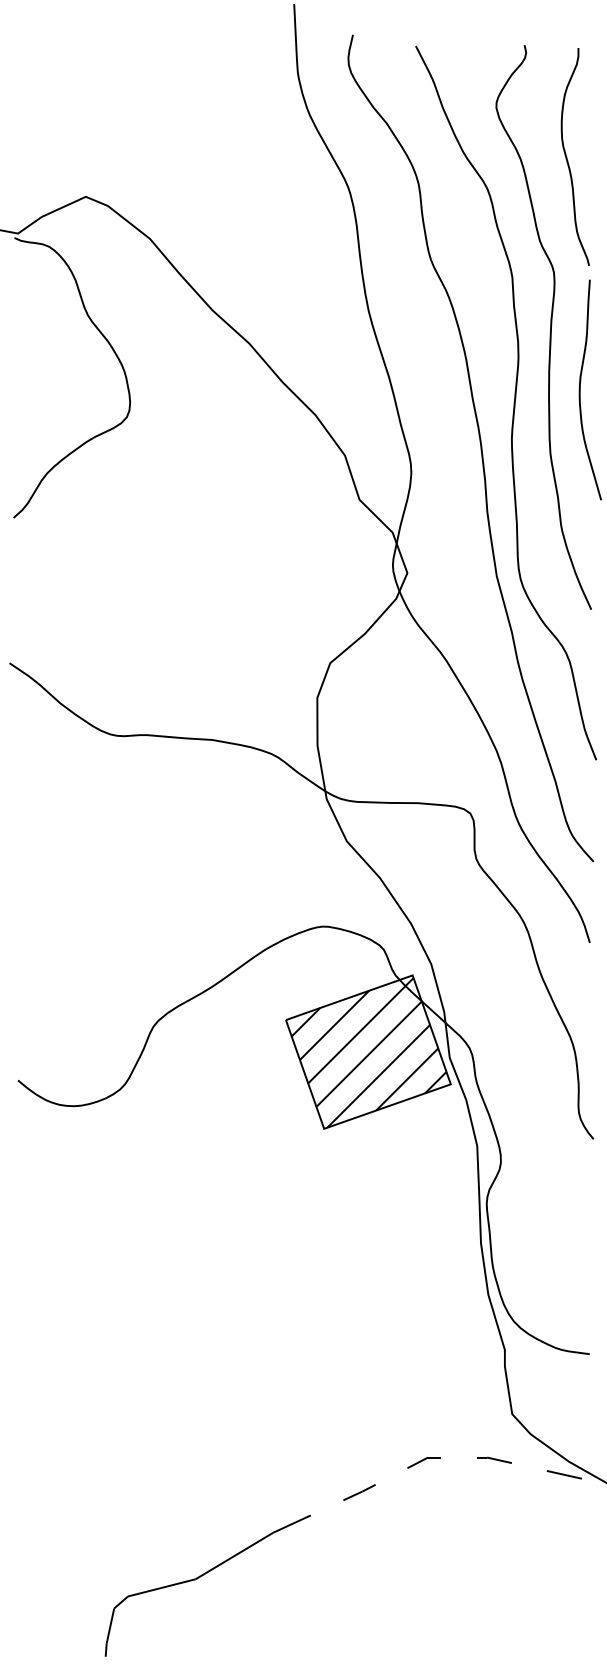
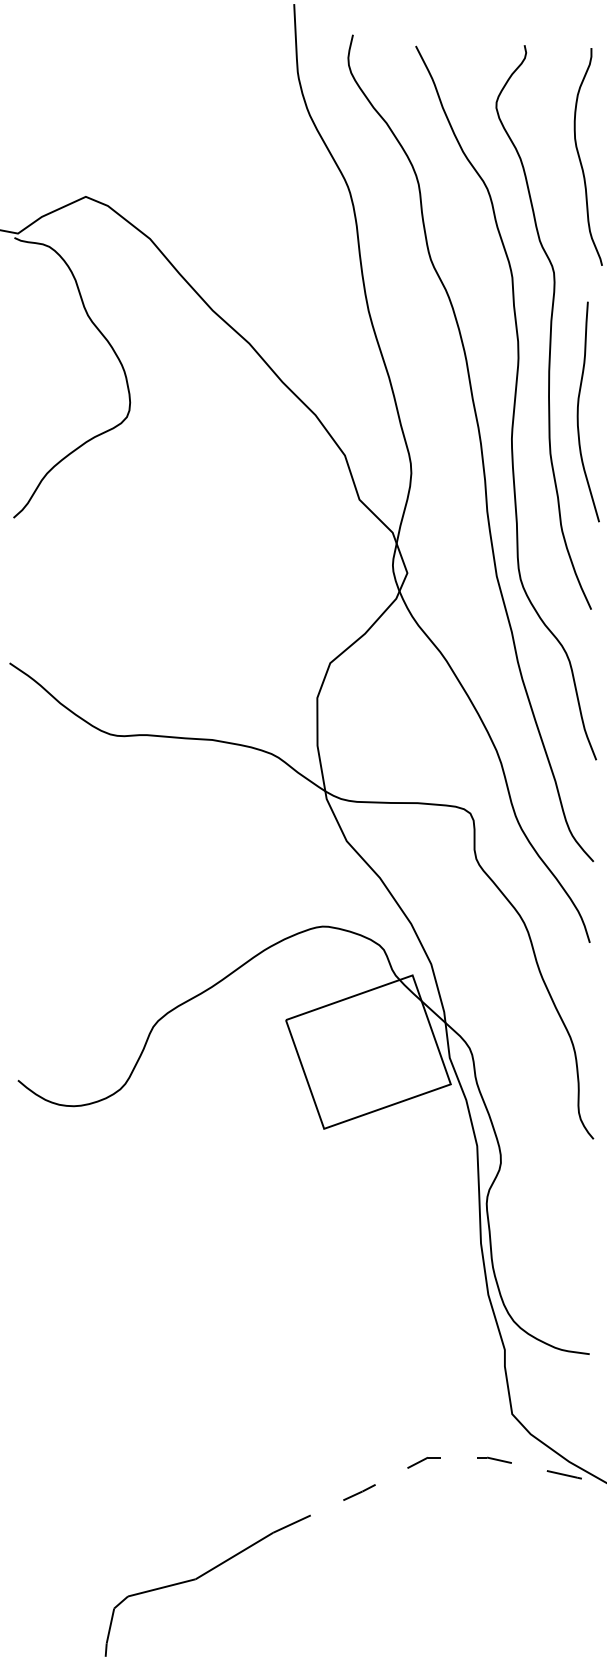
curve position: (567, 157) -> (580, 157) (580, 157)
curve position: (580, 389) -> (578, 411) (578, 411)
hatch: present -> none (368, 1052)
